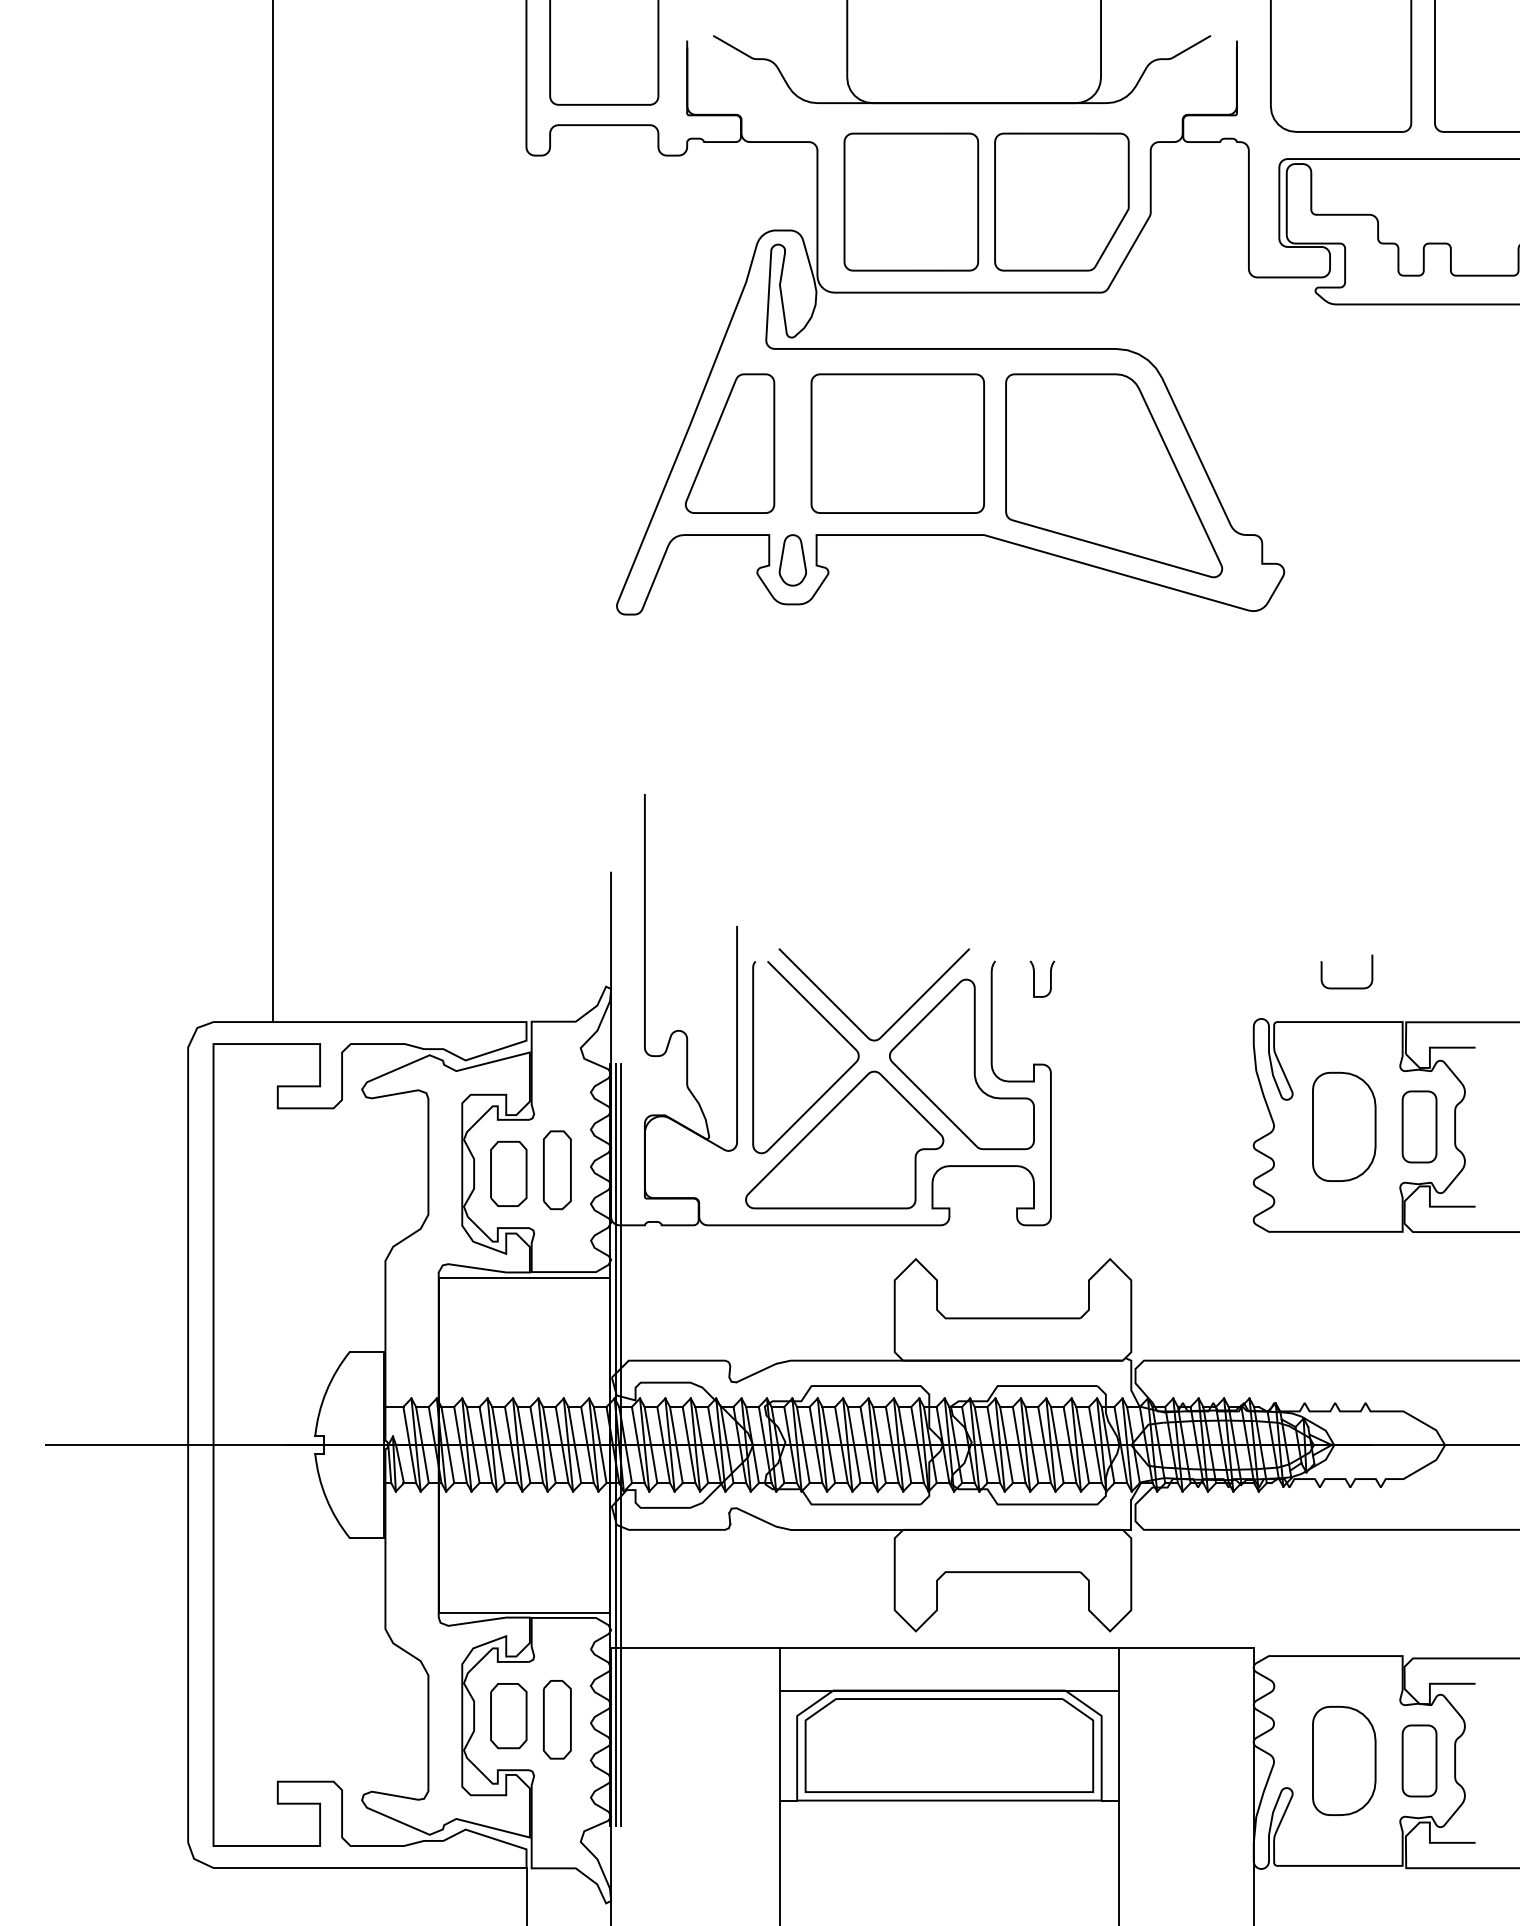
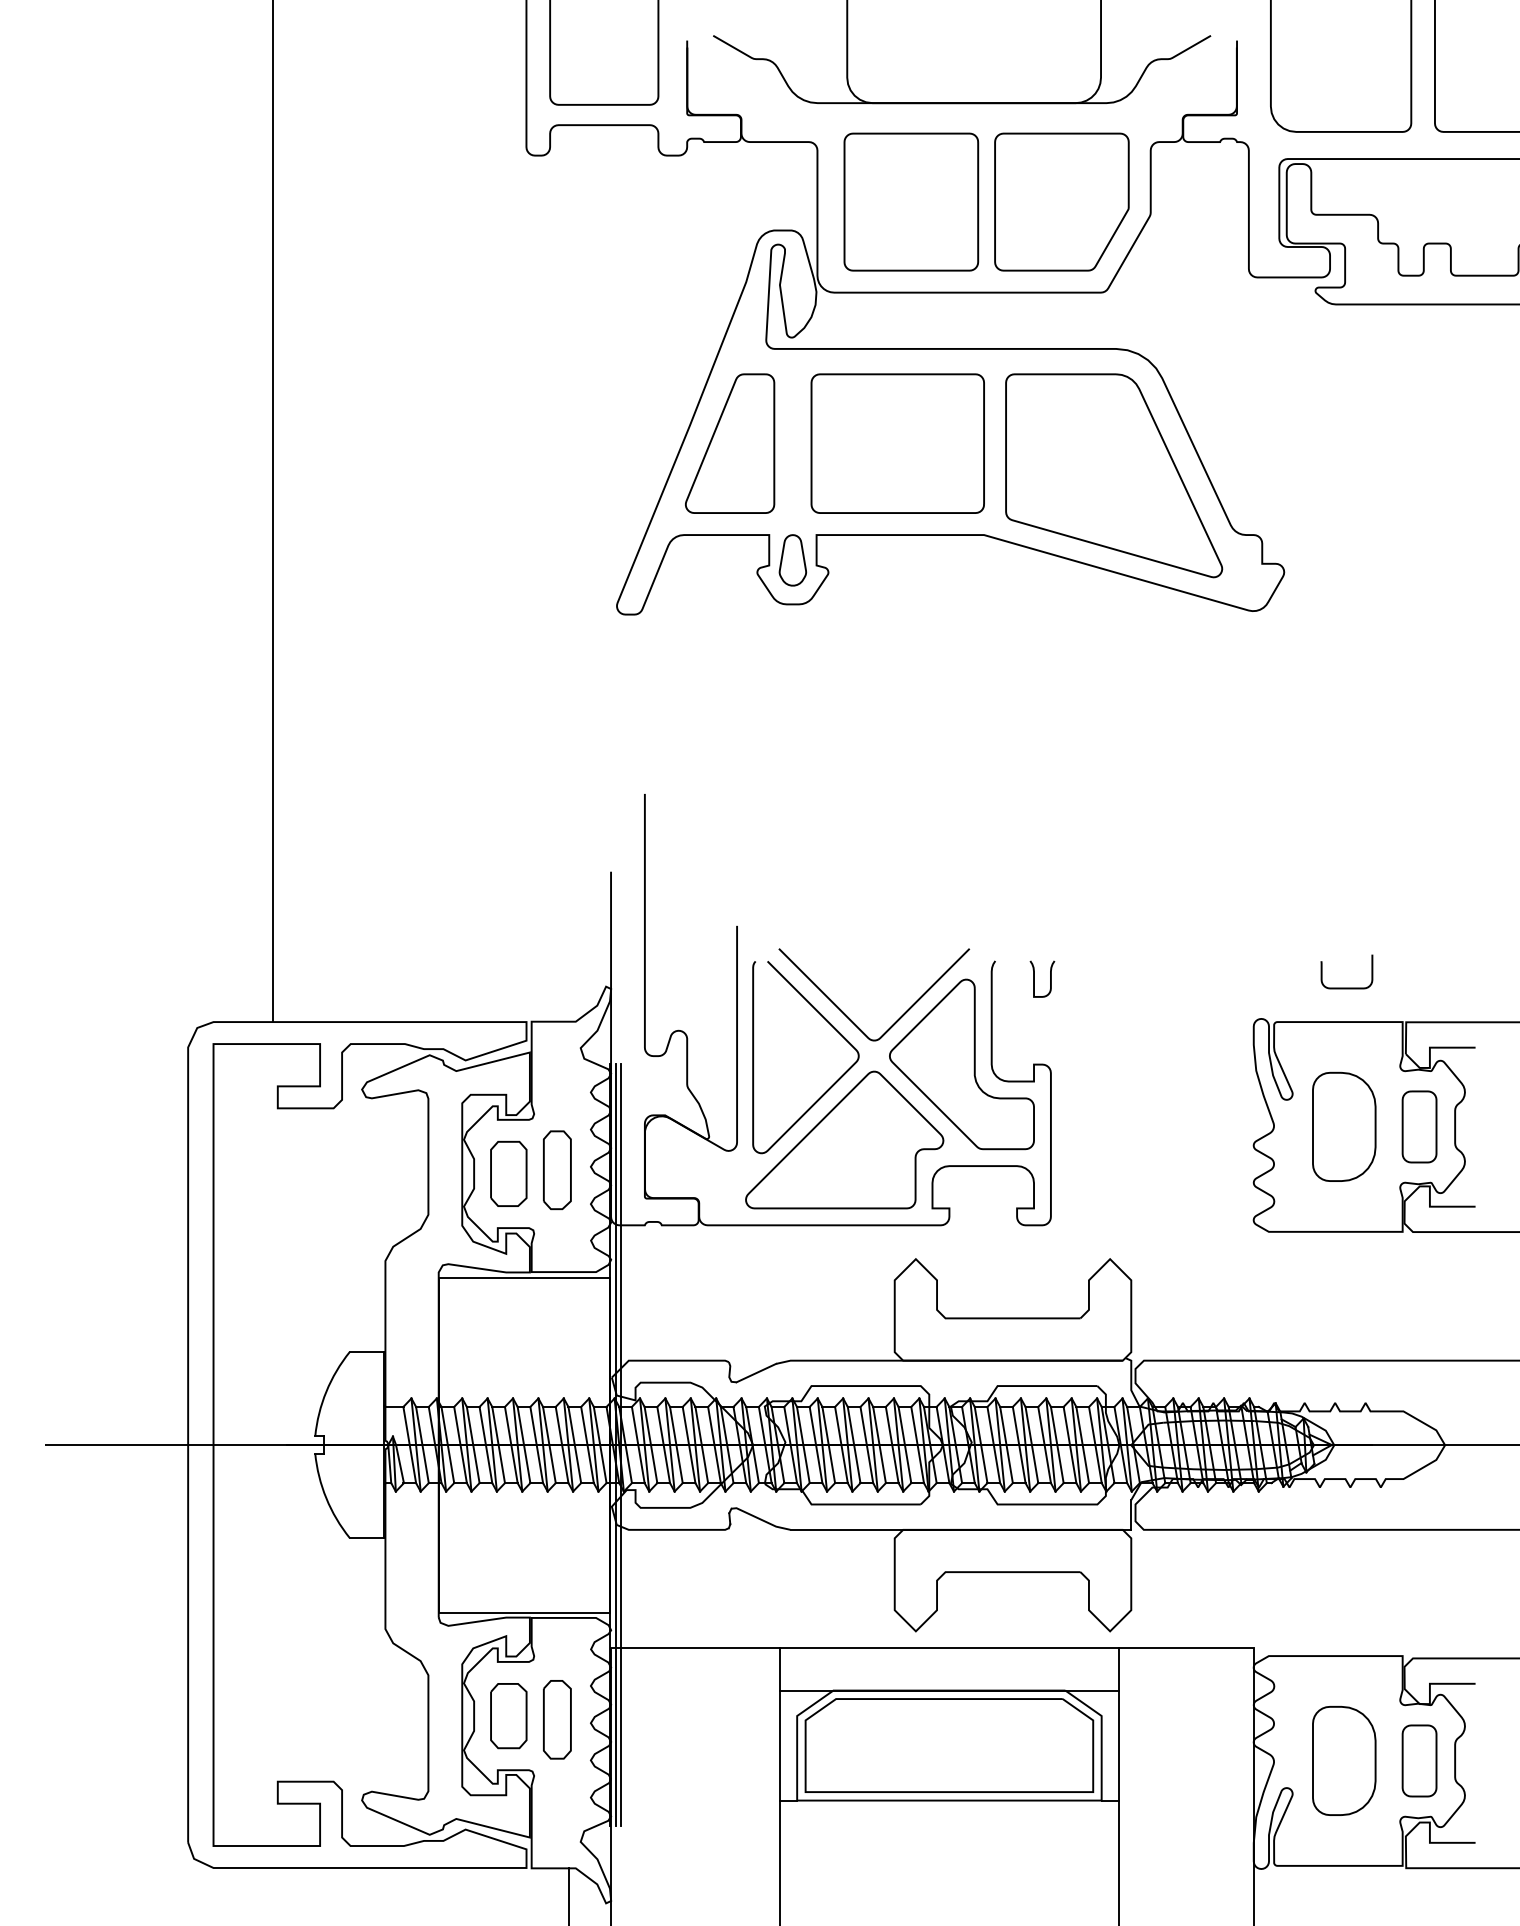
line position: (526, 1894) -> (568, 1894) (568, 1894)
